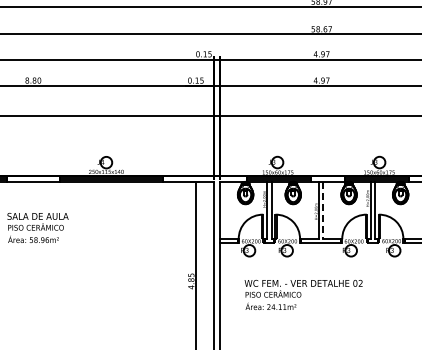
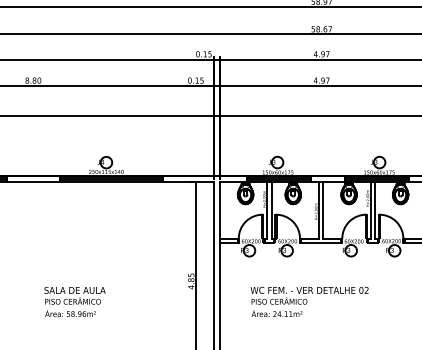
line: dashed -> solid (323, 210)
text position: (37, 227) -> (74, 301) (74, 301)
text position: (303, 294) -> (309, 301) (309, 301)
